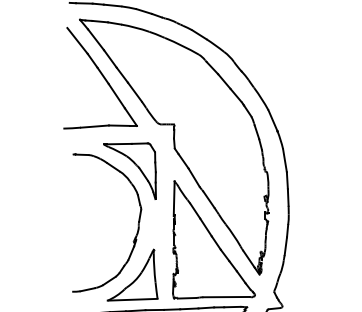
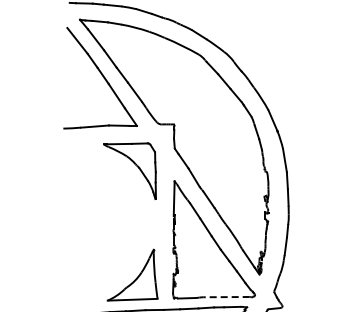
part: present -> none (137, 224)
line: solid -> dashed (226, 297)
